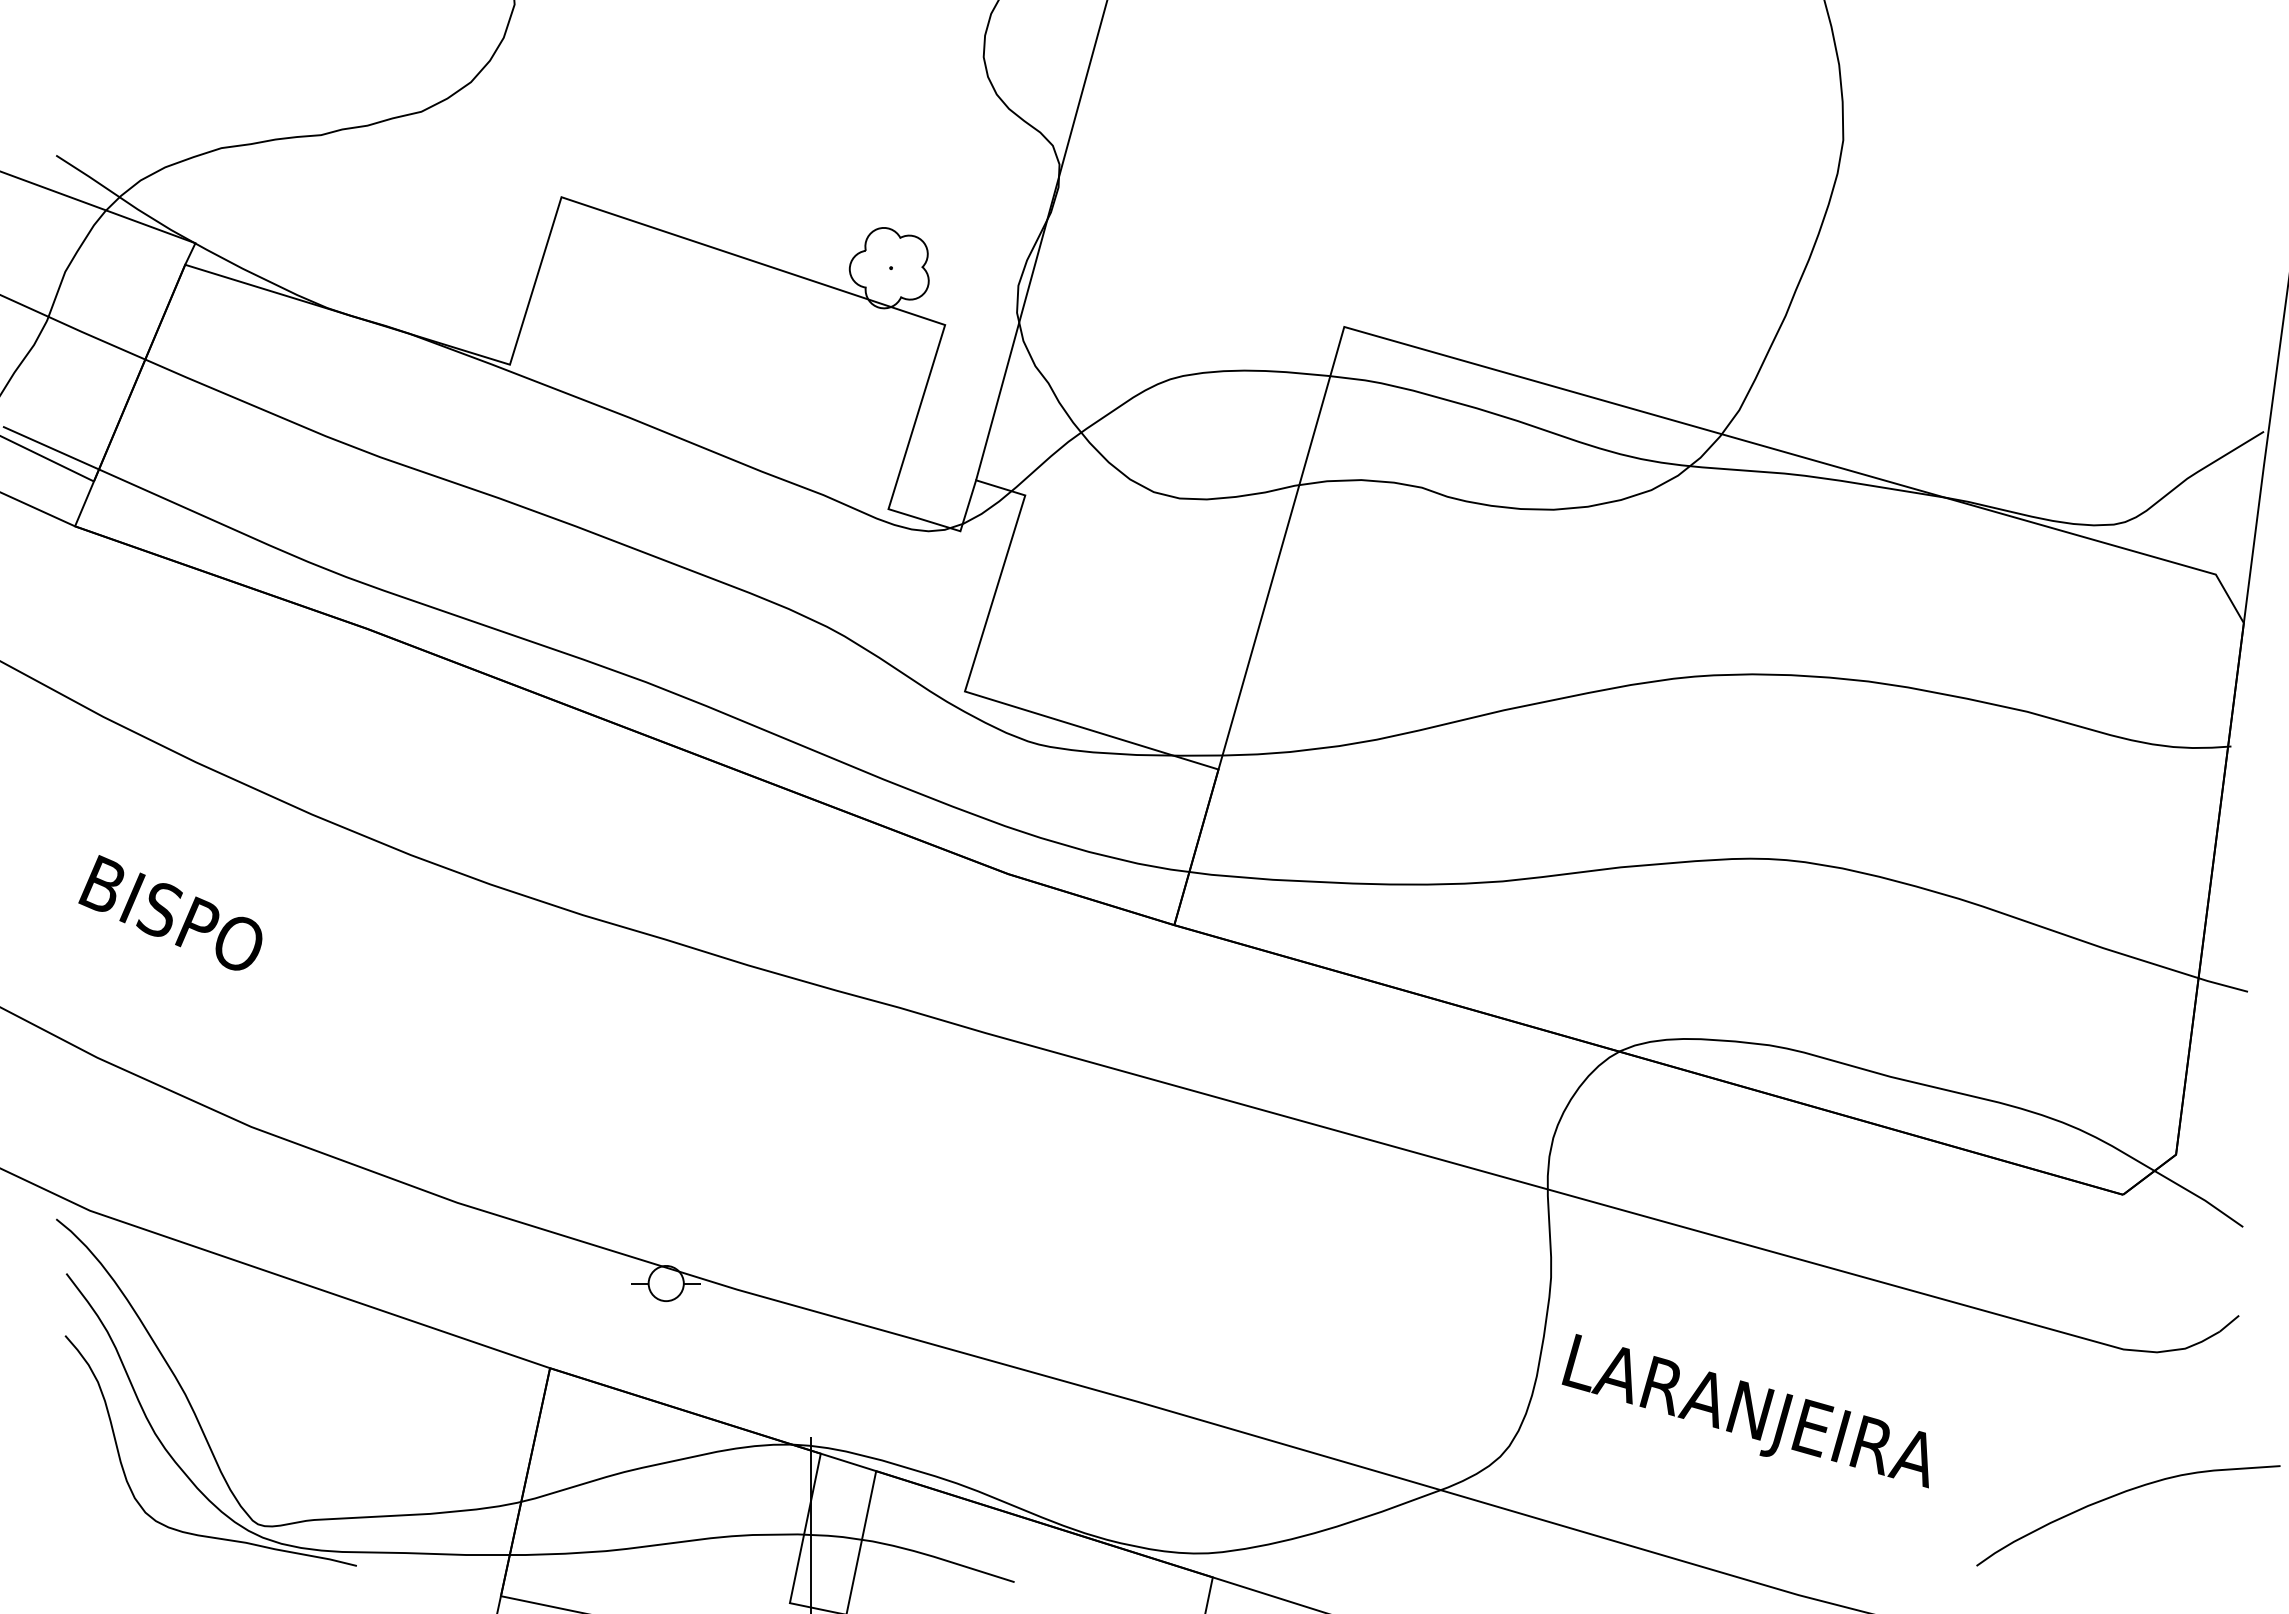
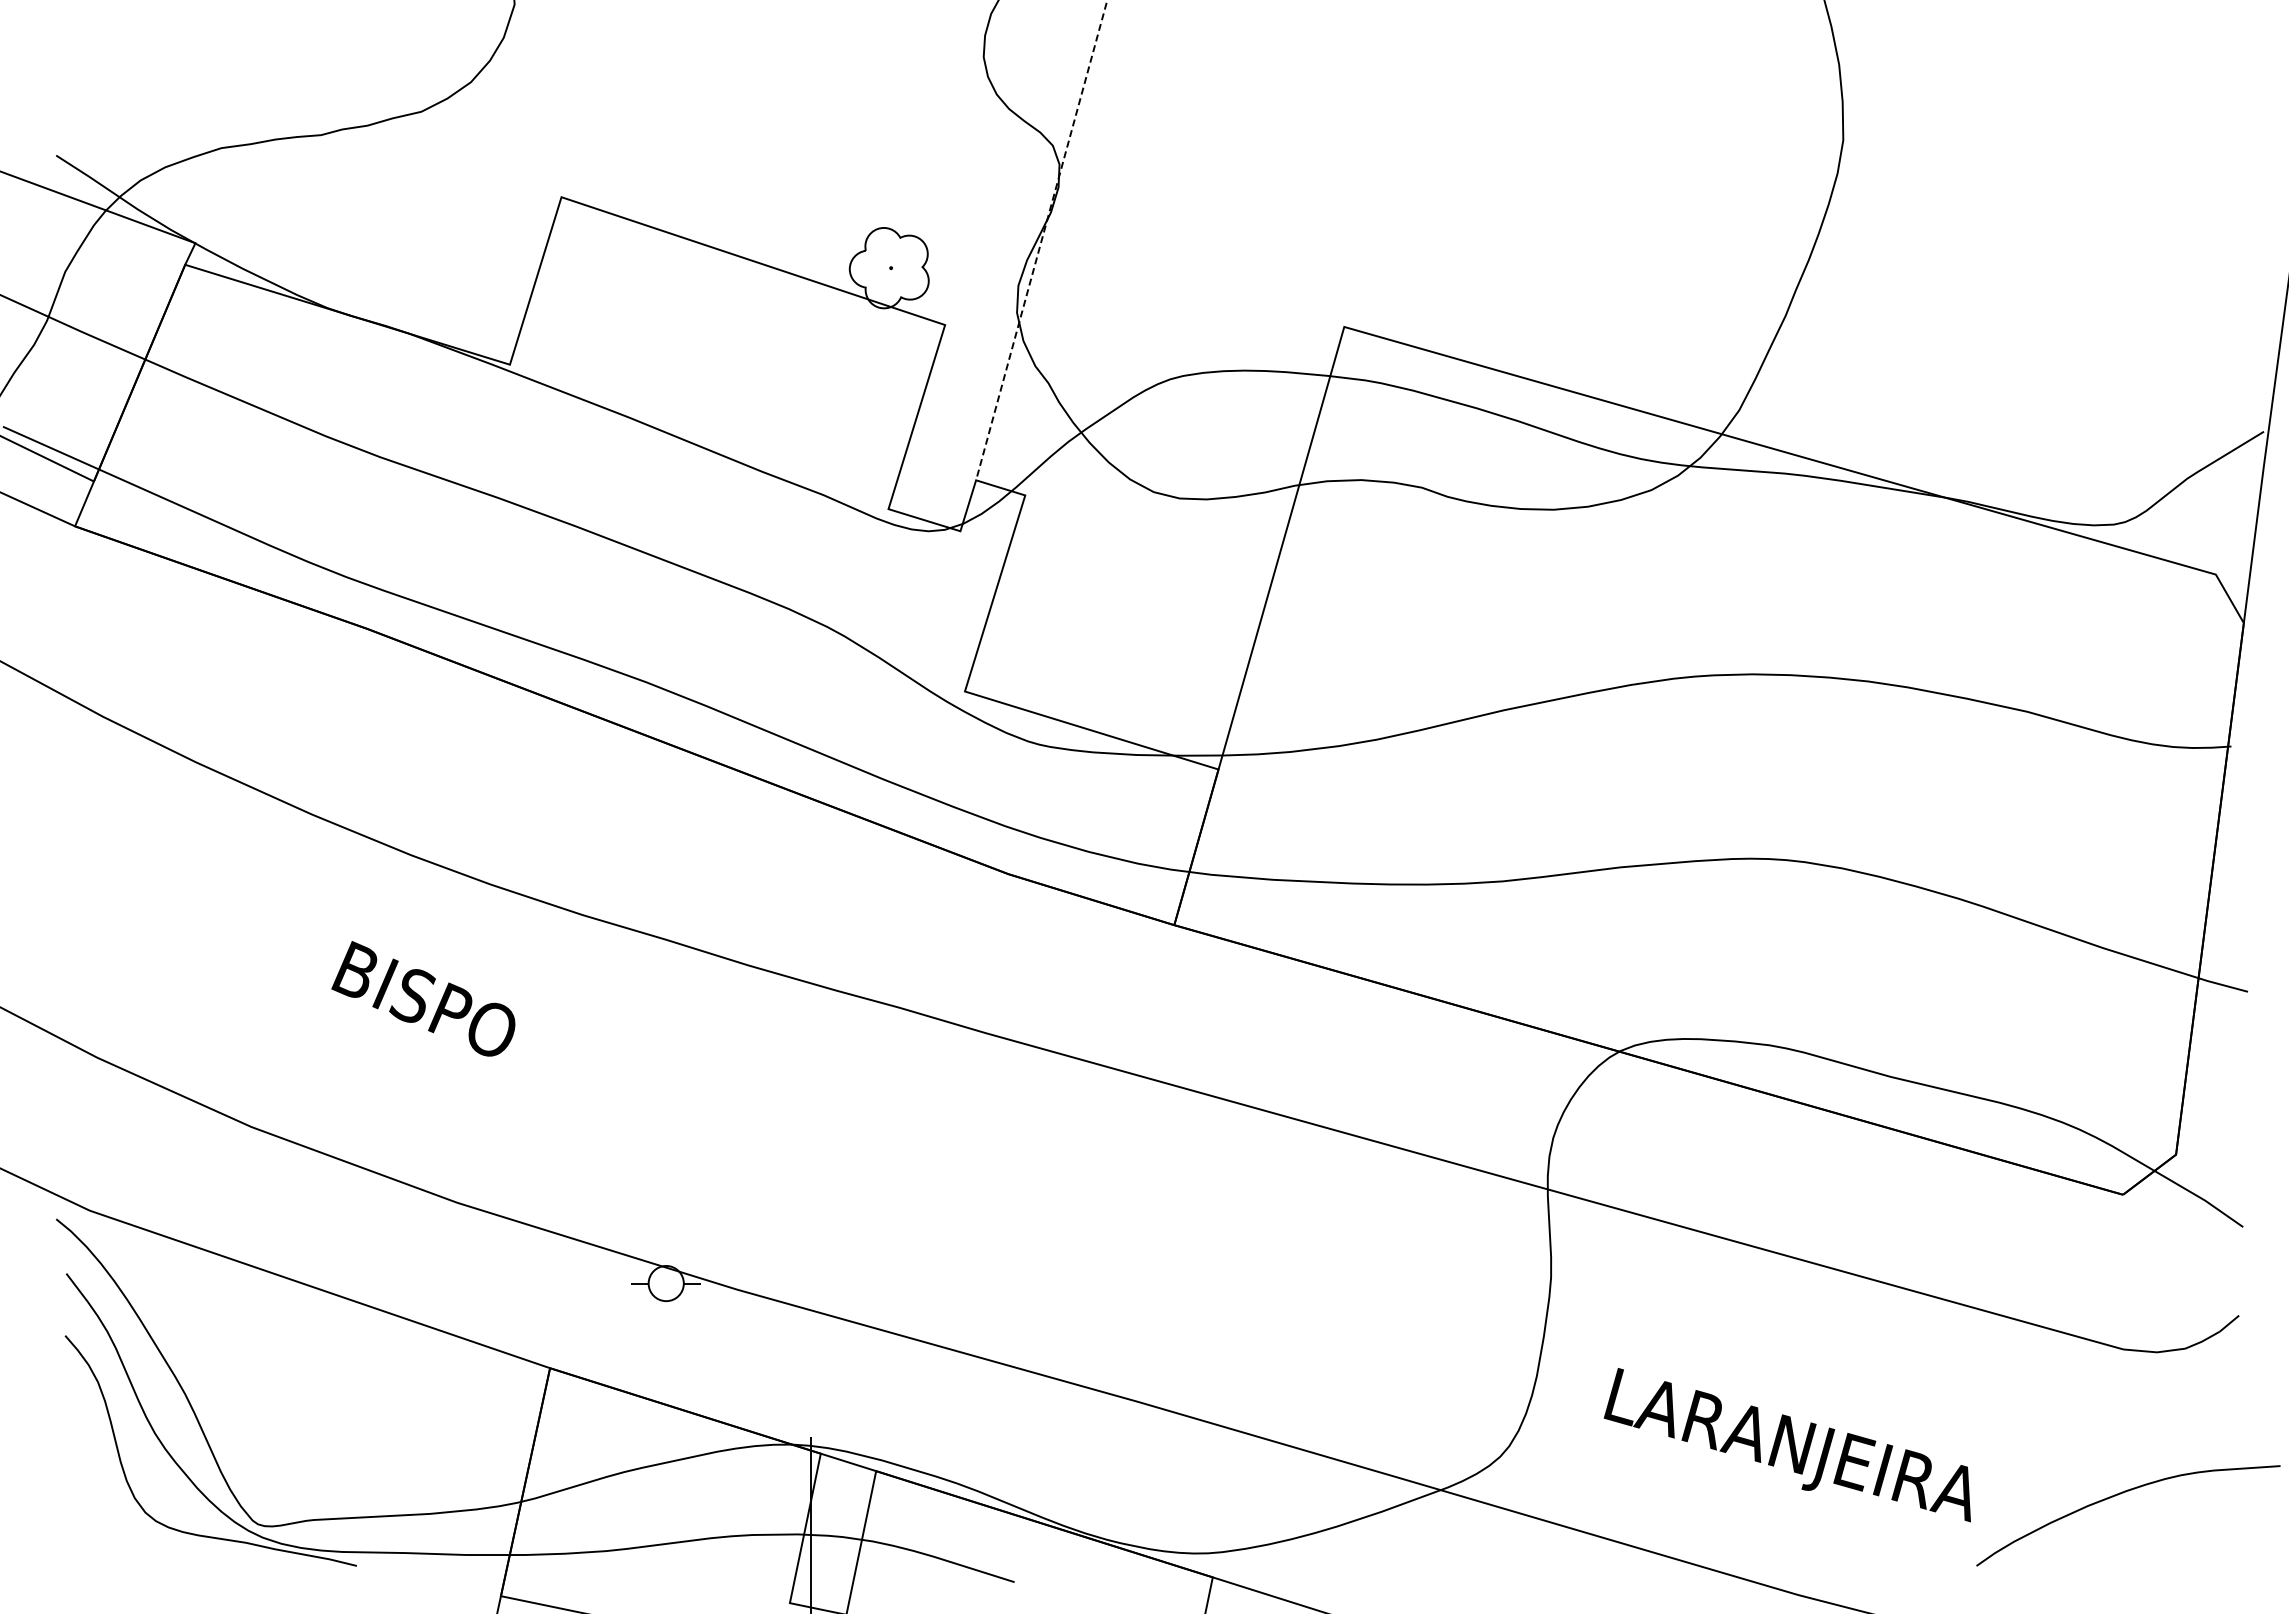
line: solid -> dashed (1041, 241)
text position: (170, 912) -> (423, 998) (423, 998)
text position: (1744, 1411) -> (1786, 1445) (1786, 1445)
